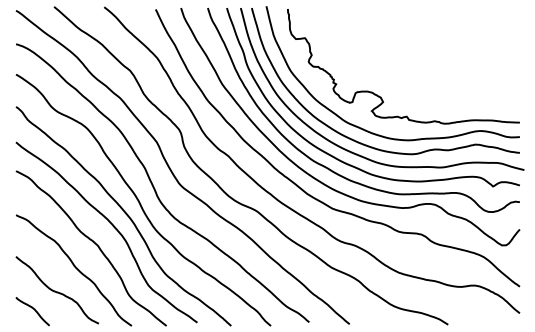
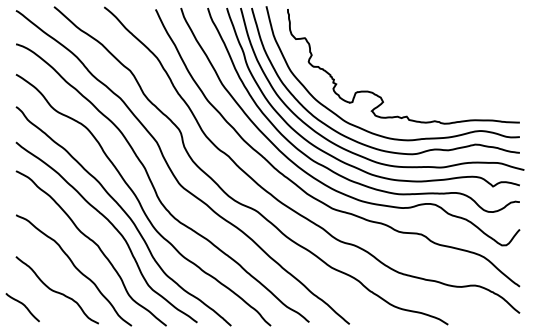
curve position: (33, 309) -> (23, 305) (23, 305)
